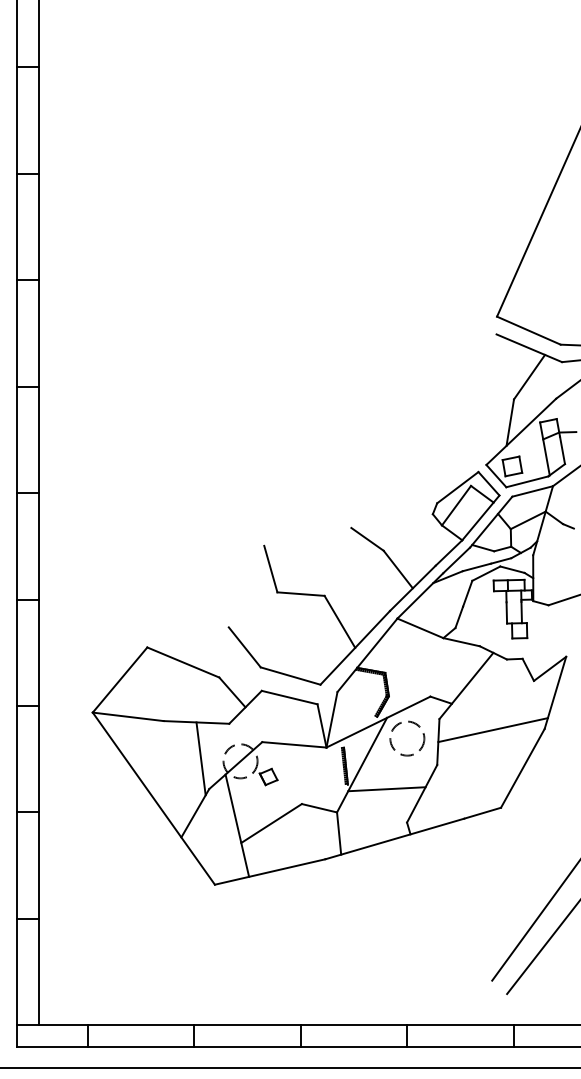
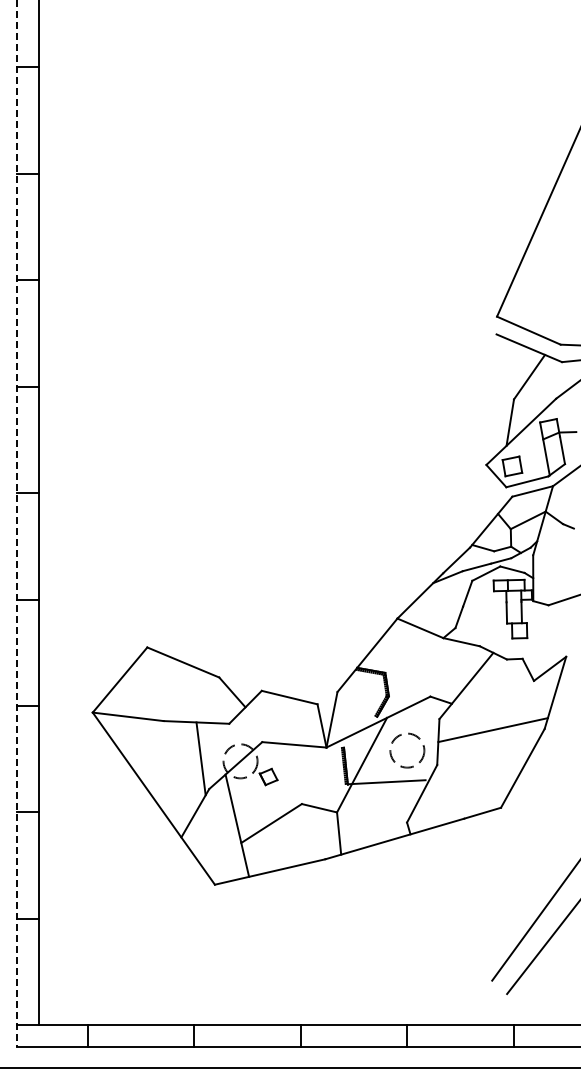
line: solid -> dashed (17, 523)
part: present -> none (386, 556)
circle position: (407, 738) -> (407, 750) (407, 750)
line position: (386, 789) -> (386, 782) (386, 782)
